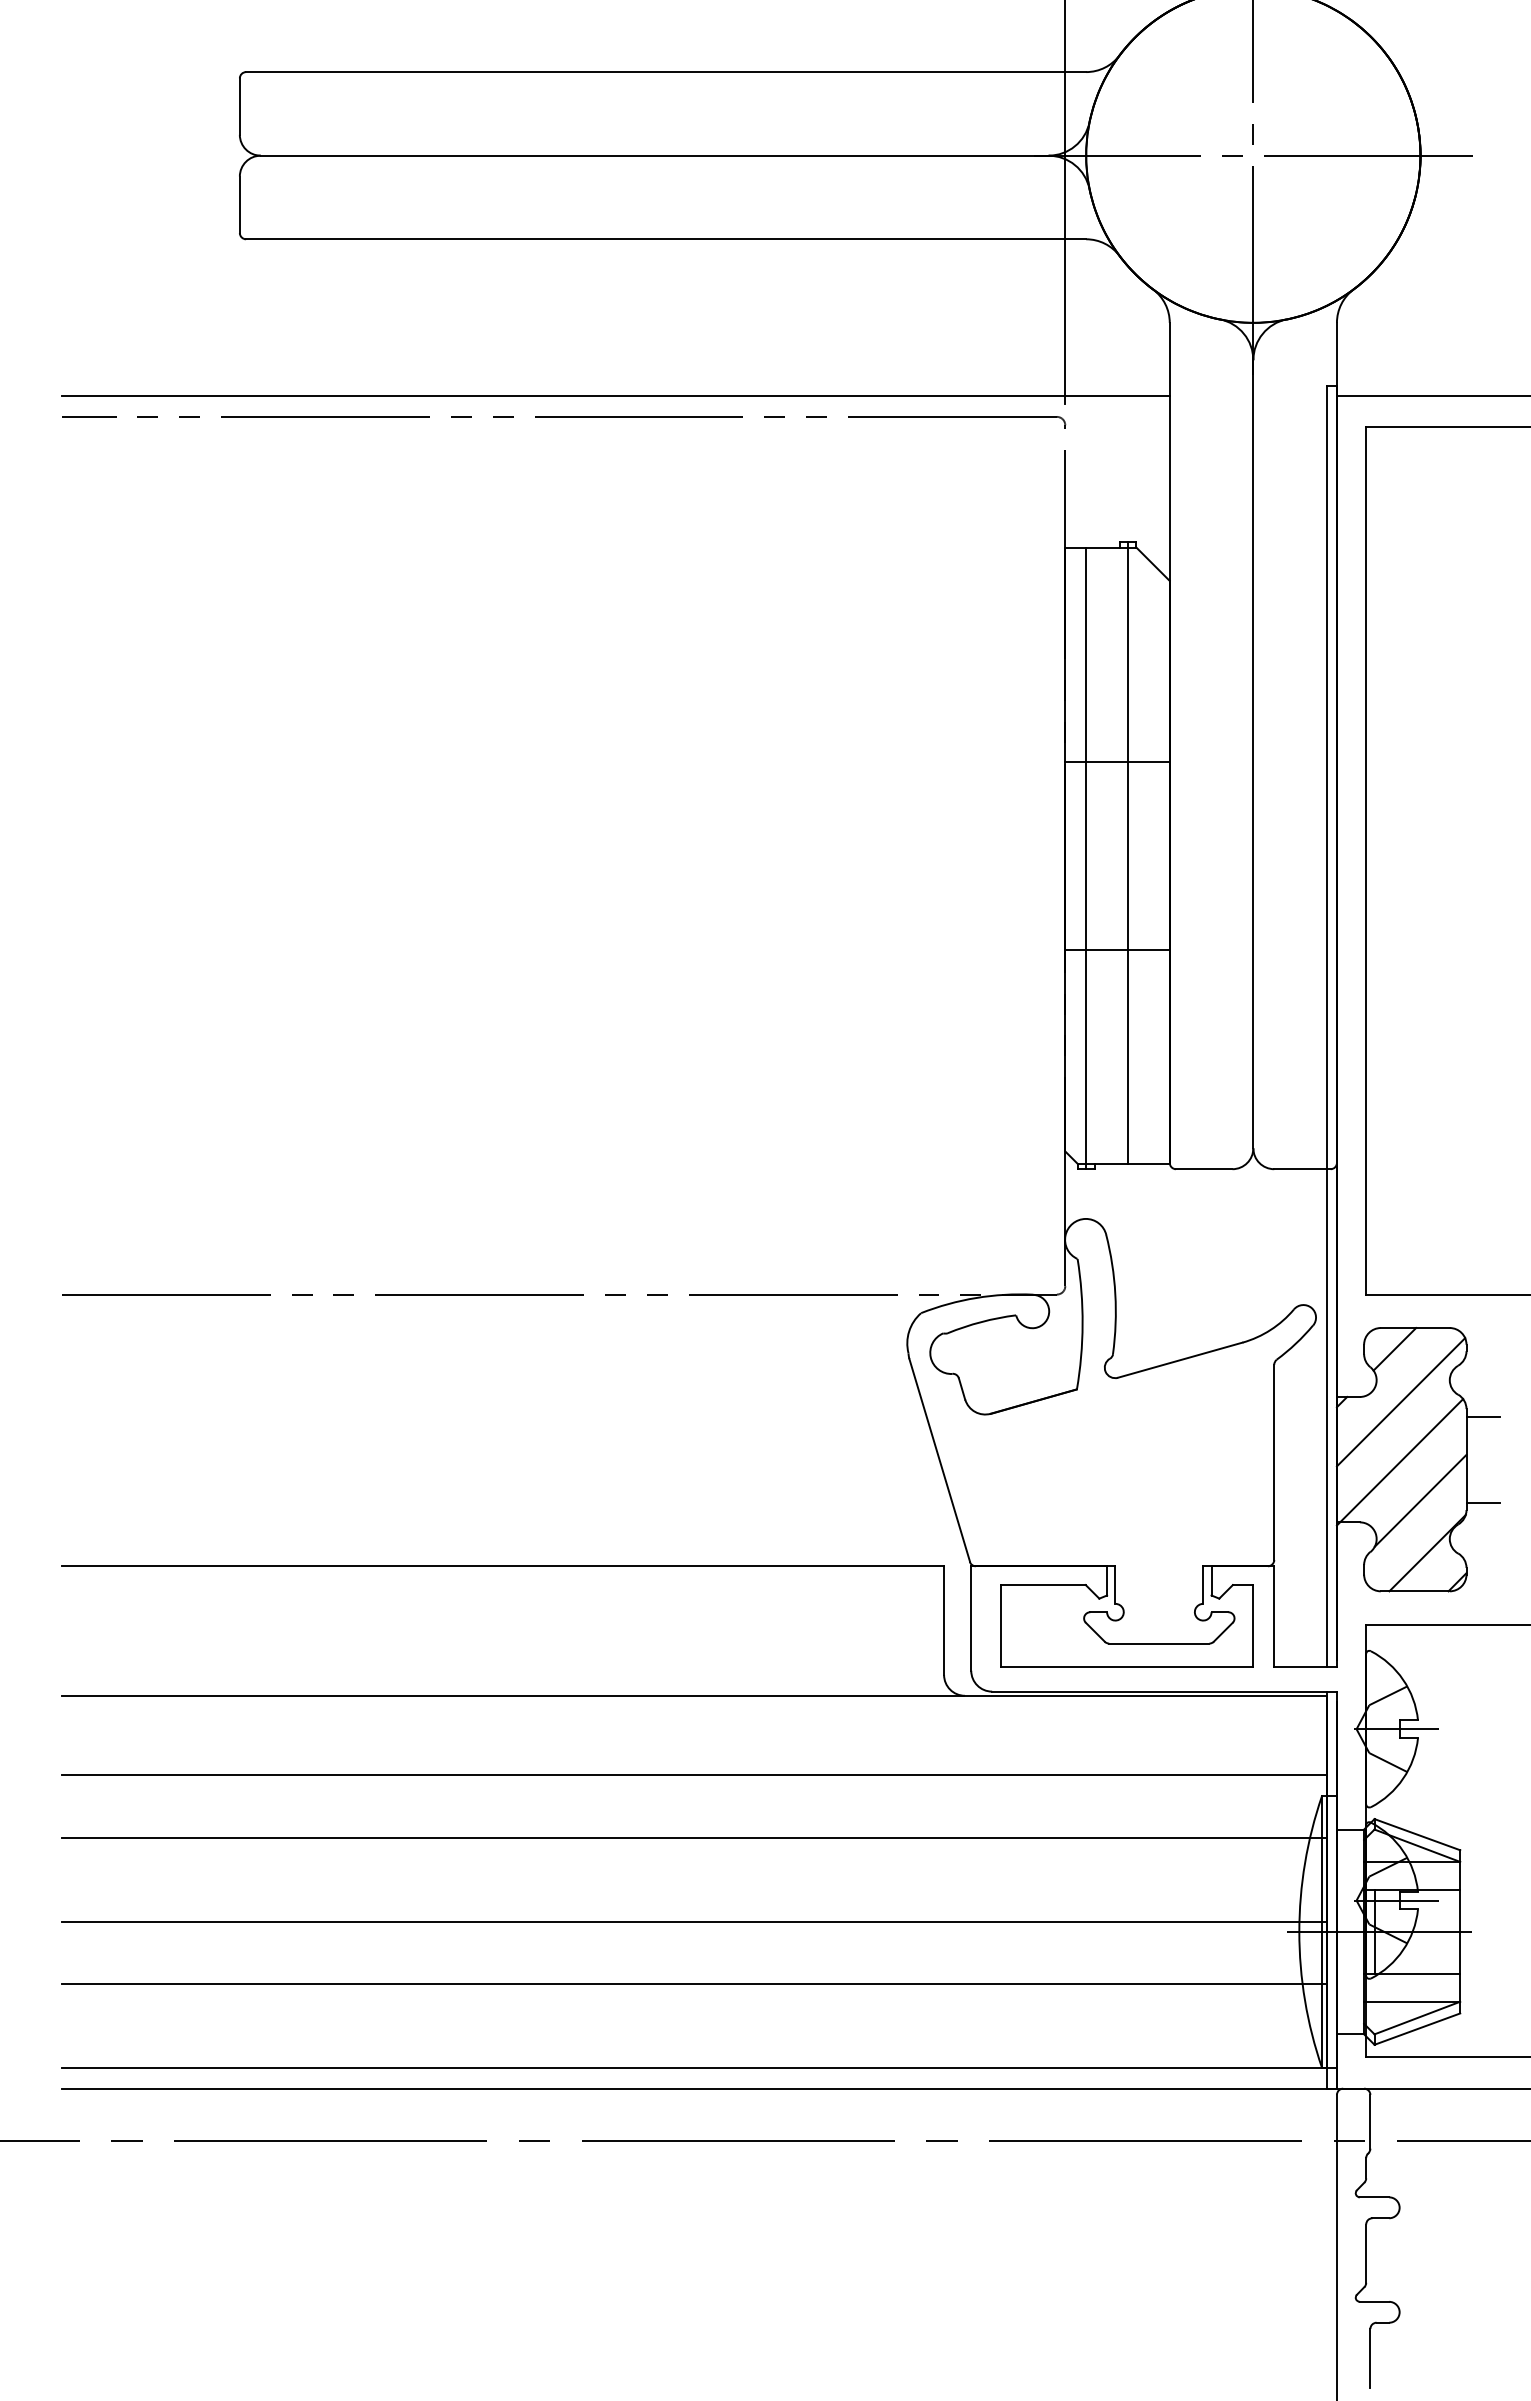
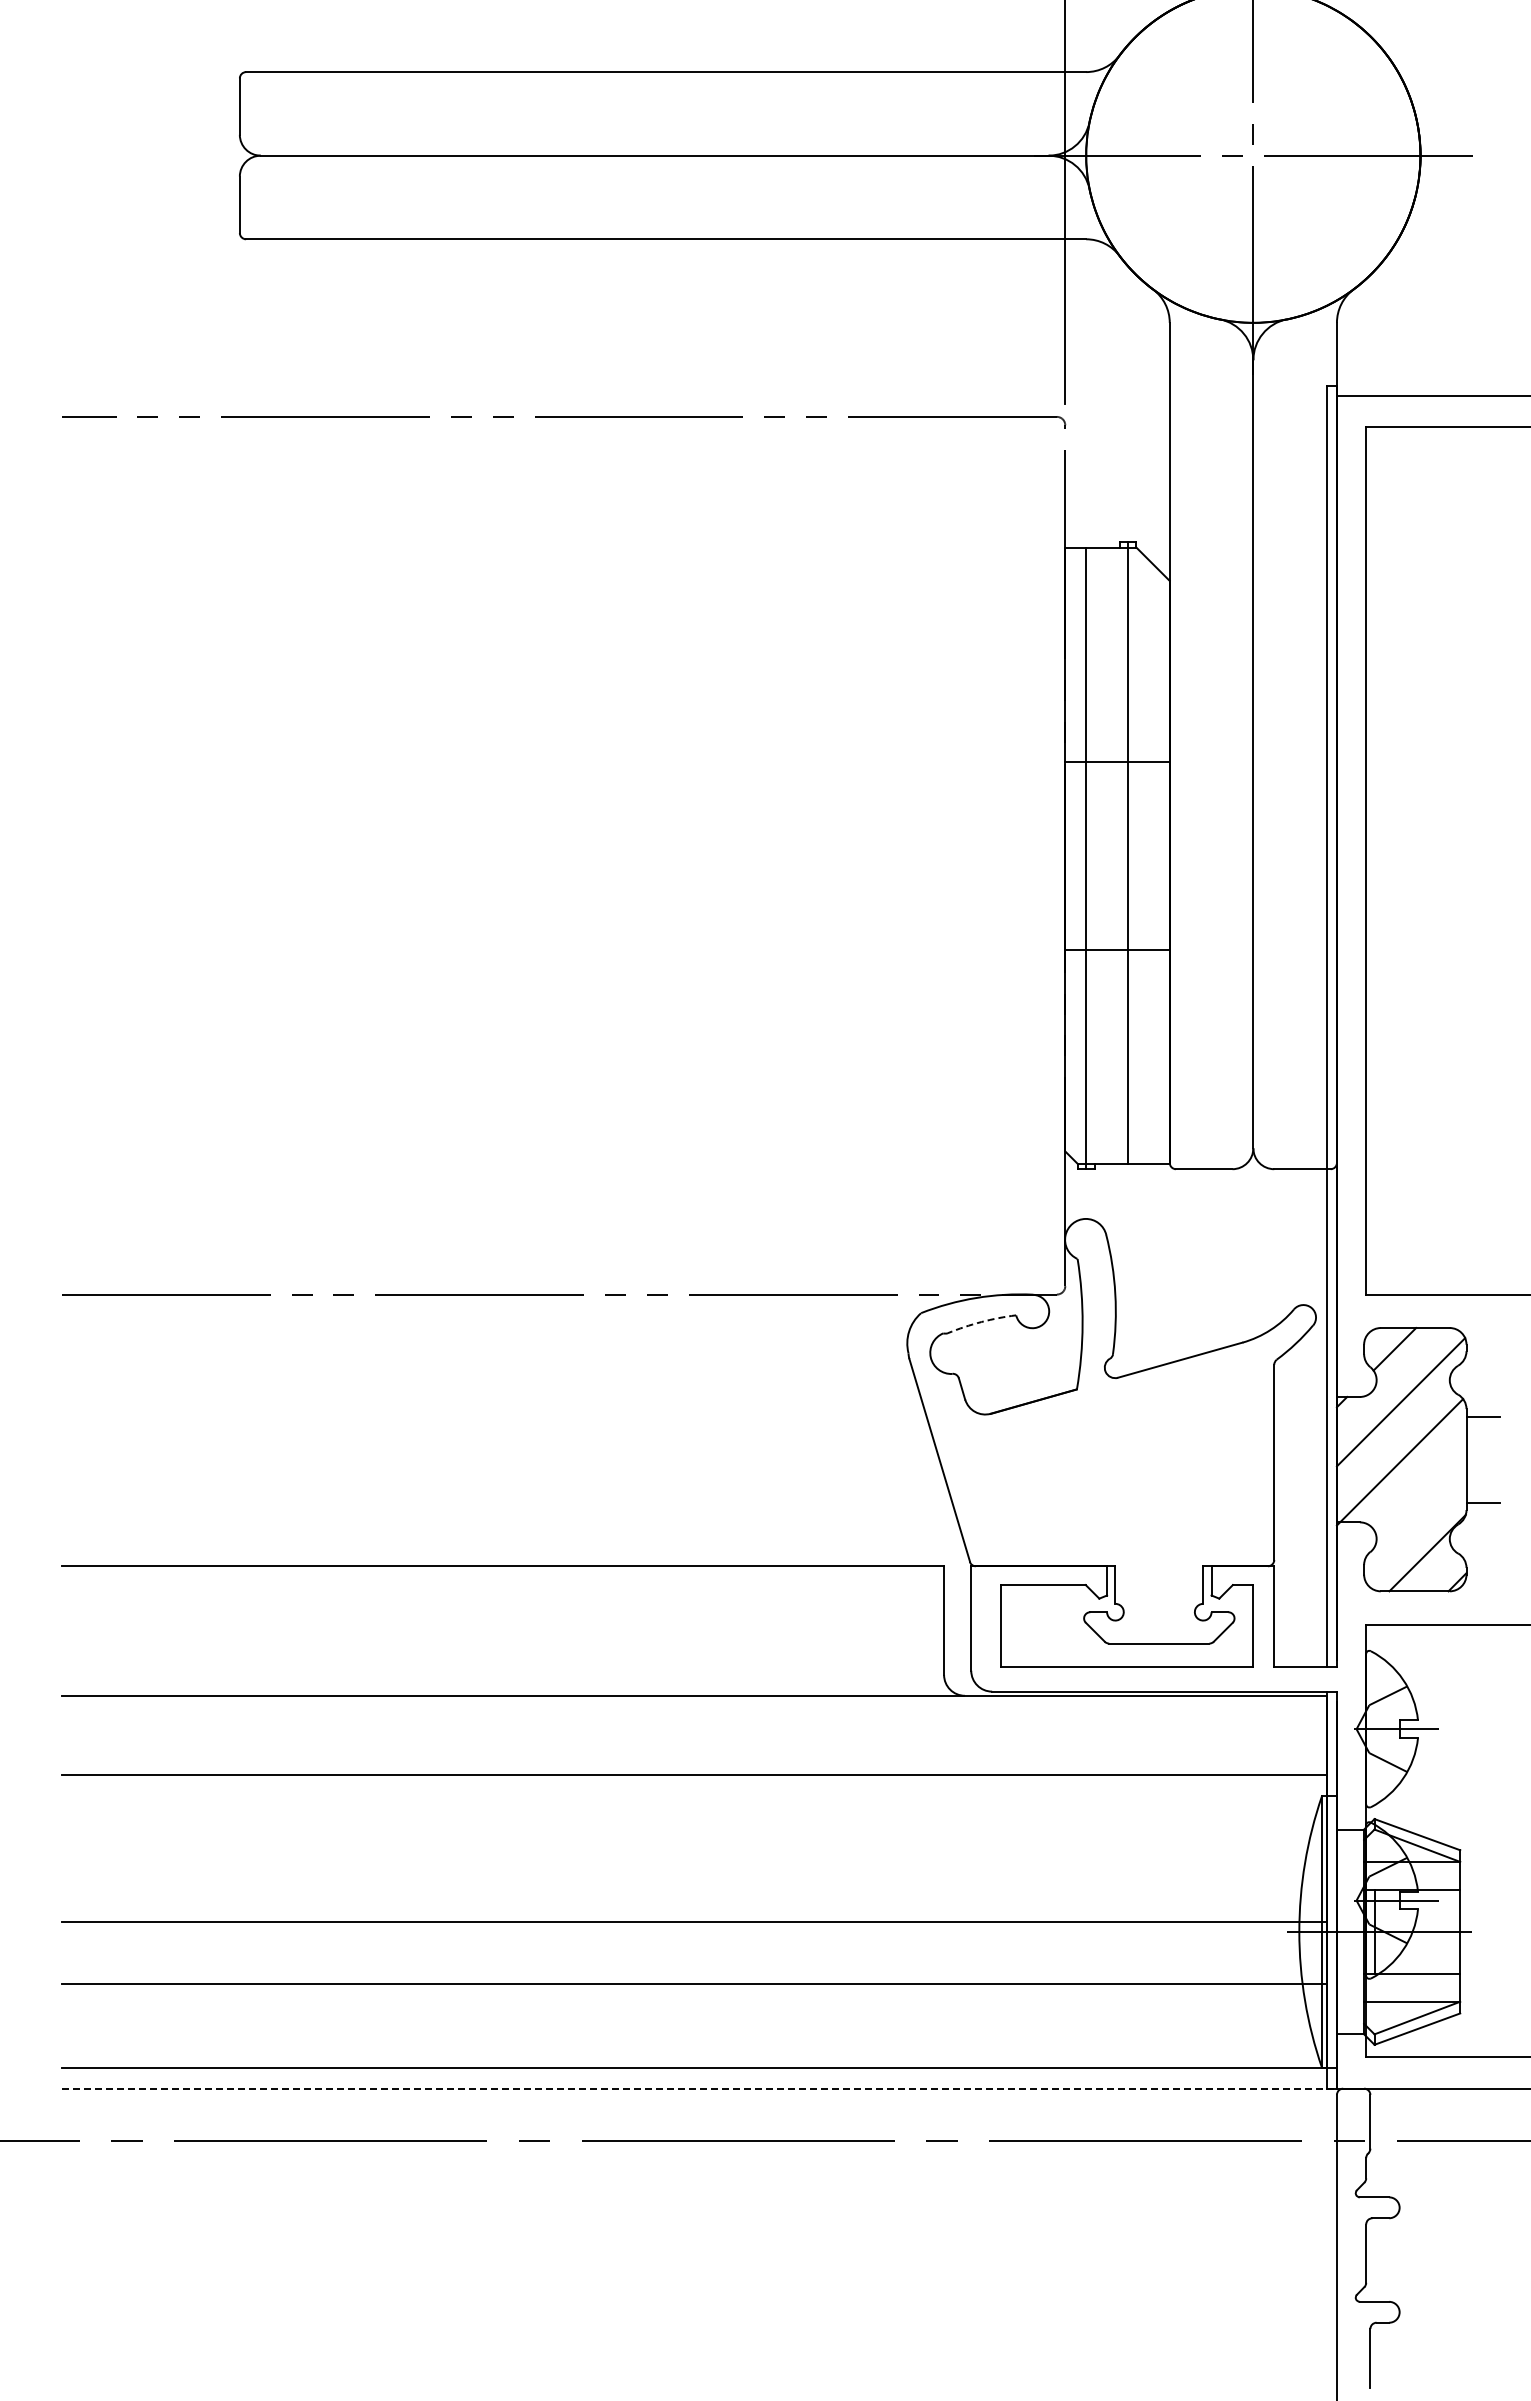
line: present -> none (615, 396)
arc: solid -> dashed (981, 1322)
line: present -> none (1420, 1500)
line: present -> none (693, 1837)
line: solid -> dashed (699, 2088)
